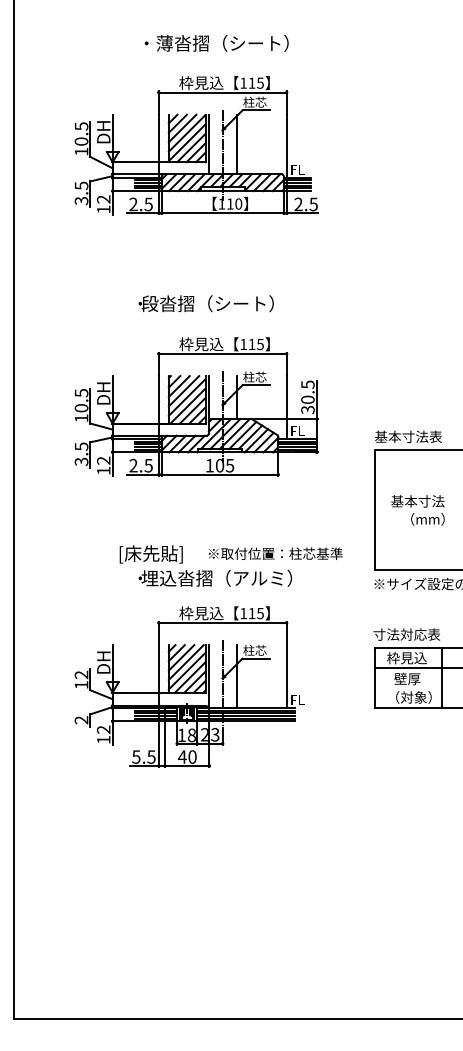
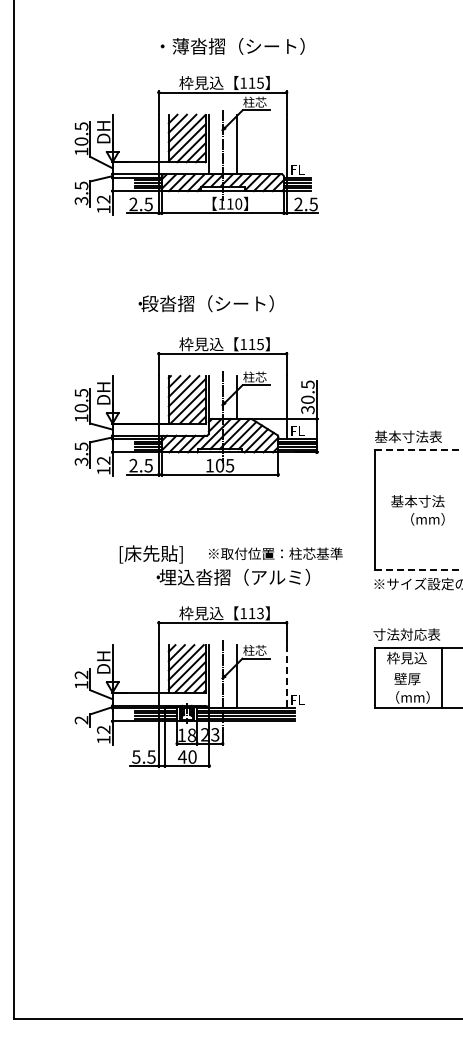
text position: (216, 43) -> (232, 46) (232, 46)
line: solid -> dashed (419, 450)
line: solid -> dashed (419, 570)
text position: (214, 578) -> (232, 577) (232, 577)
text: 115 -> 113 (260, 612)
line: present -> none (417, 668)
line: solid -> dashed (286, 676)
text: （対象） -> （mm） (416, 697)
